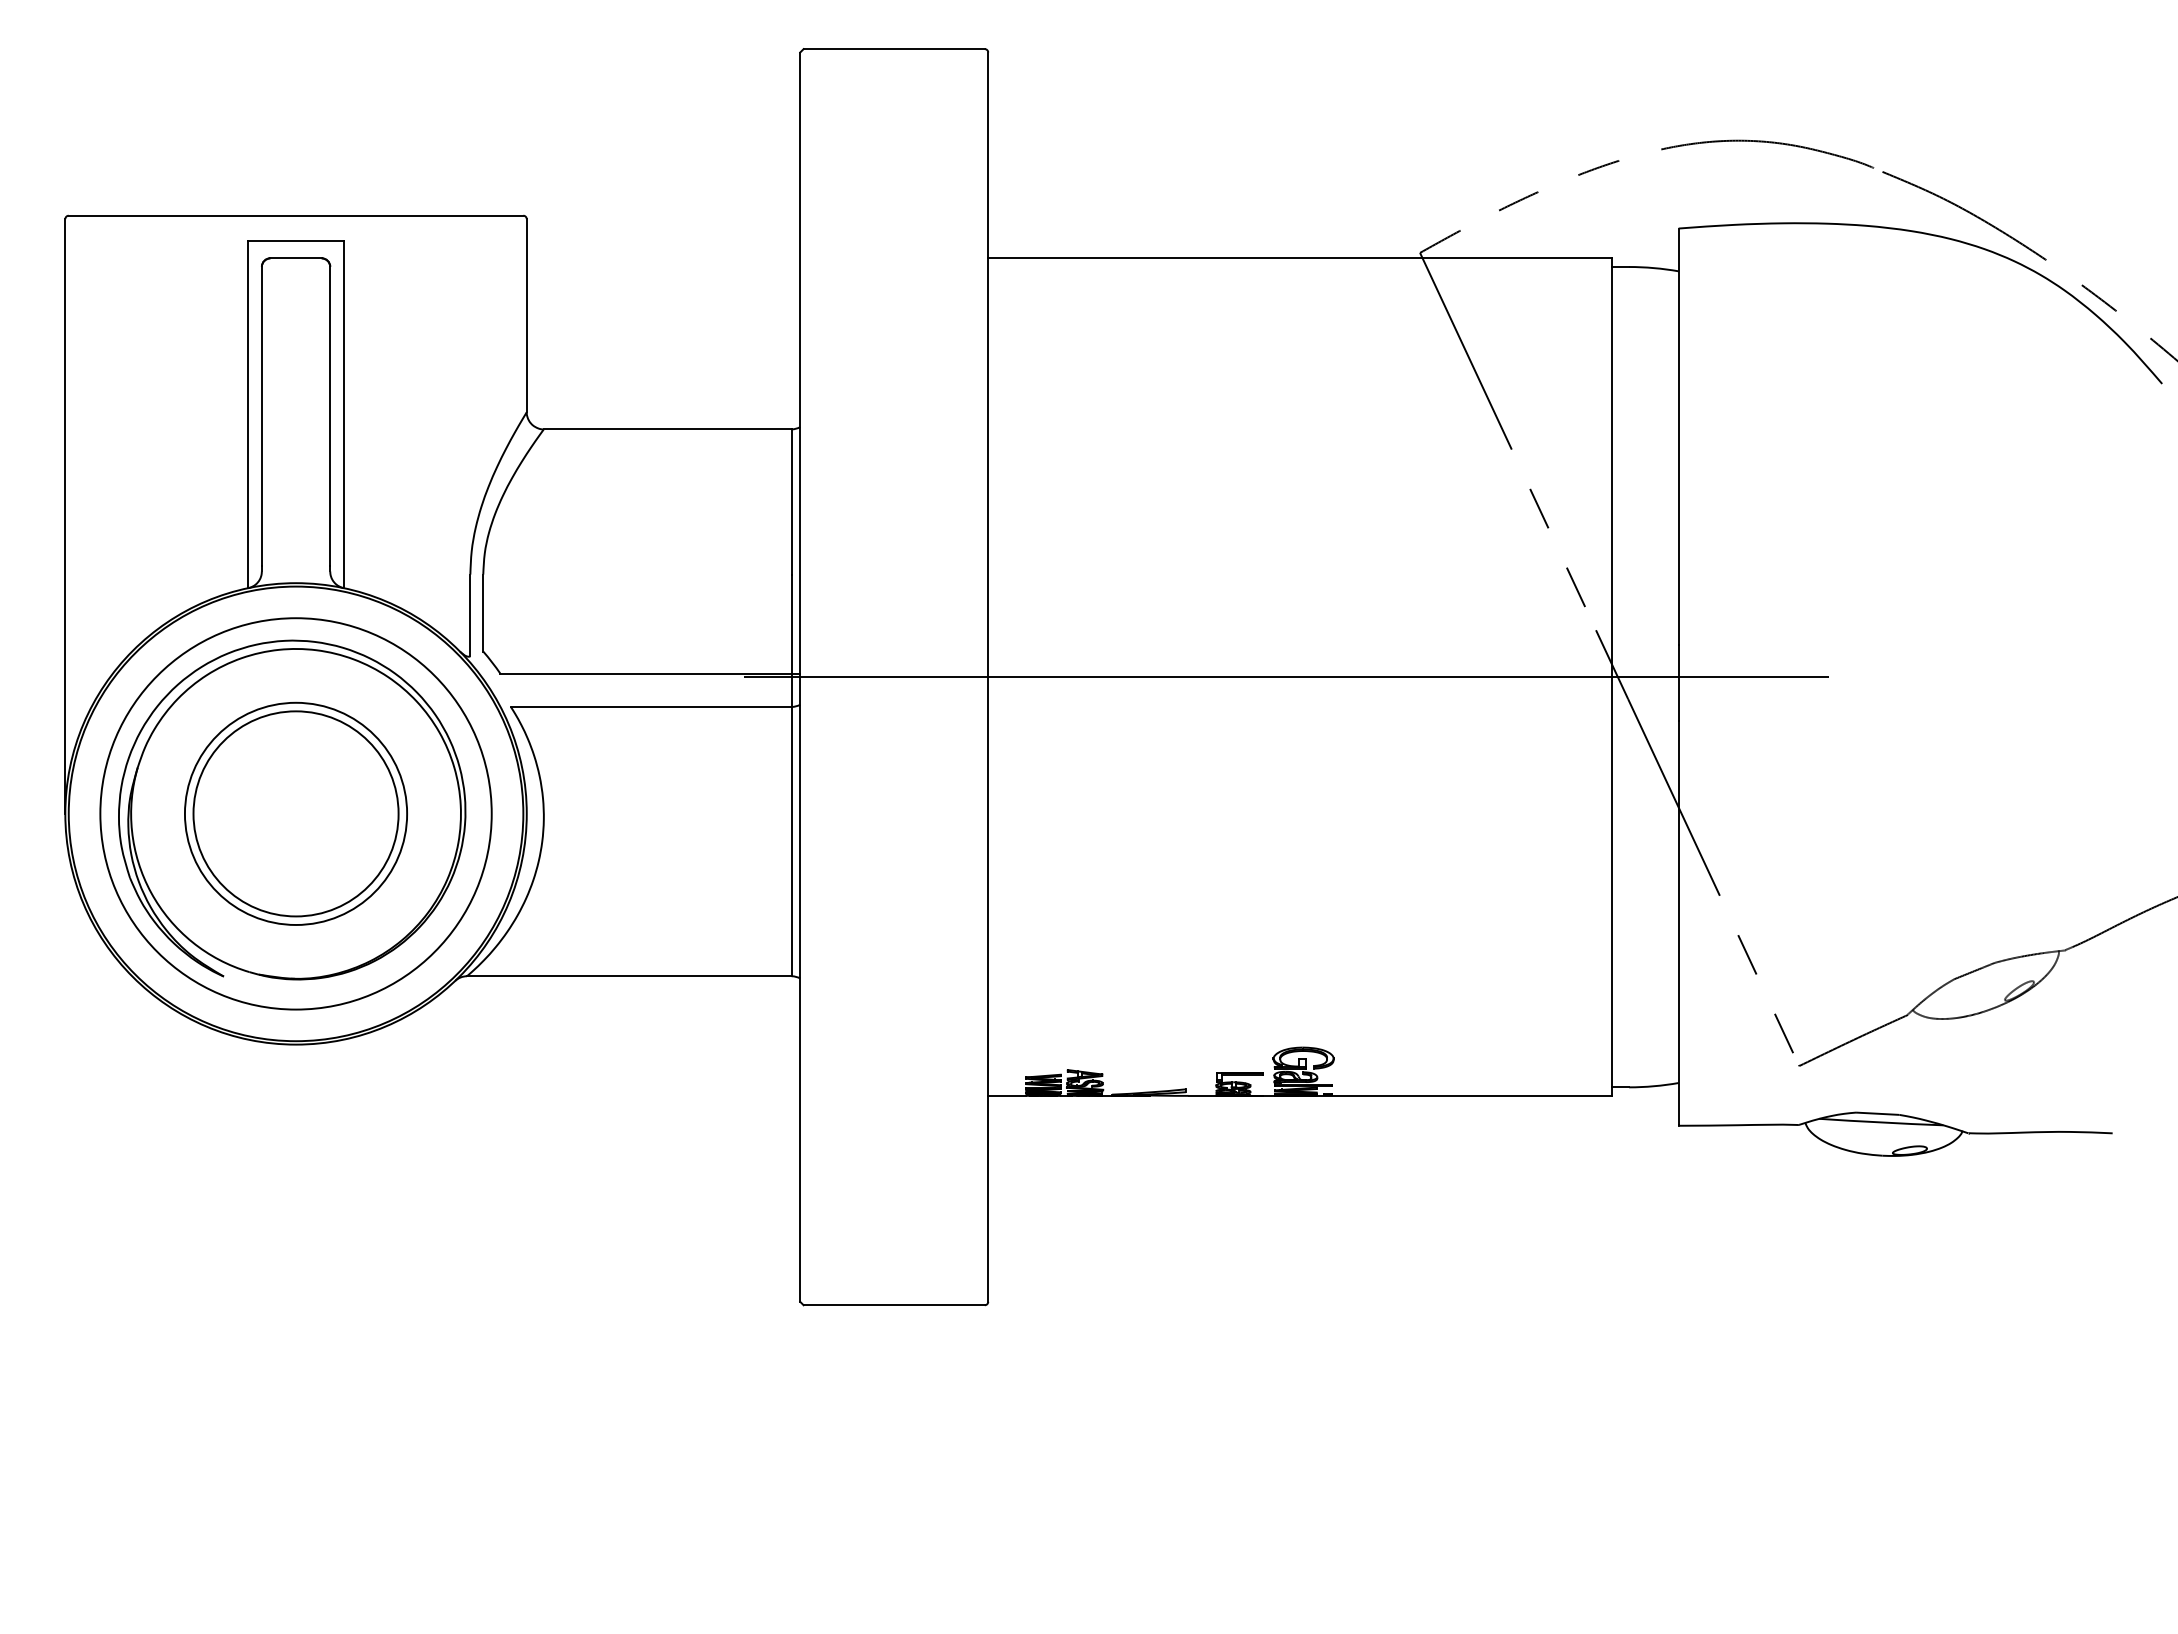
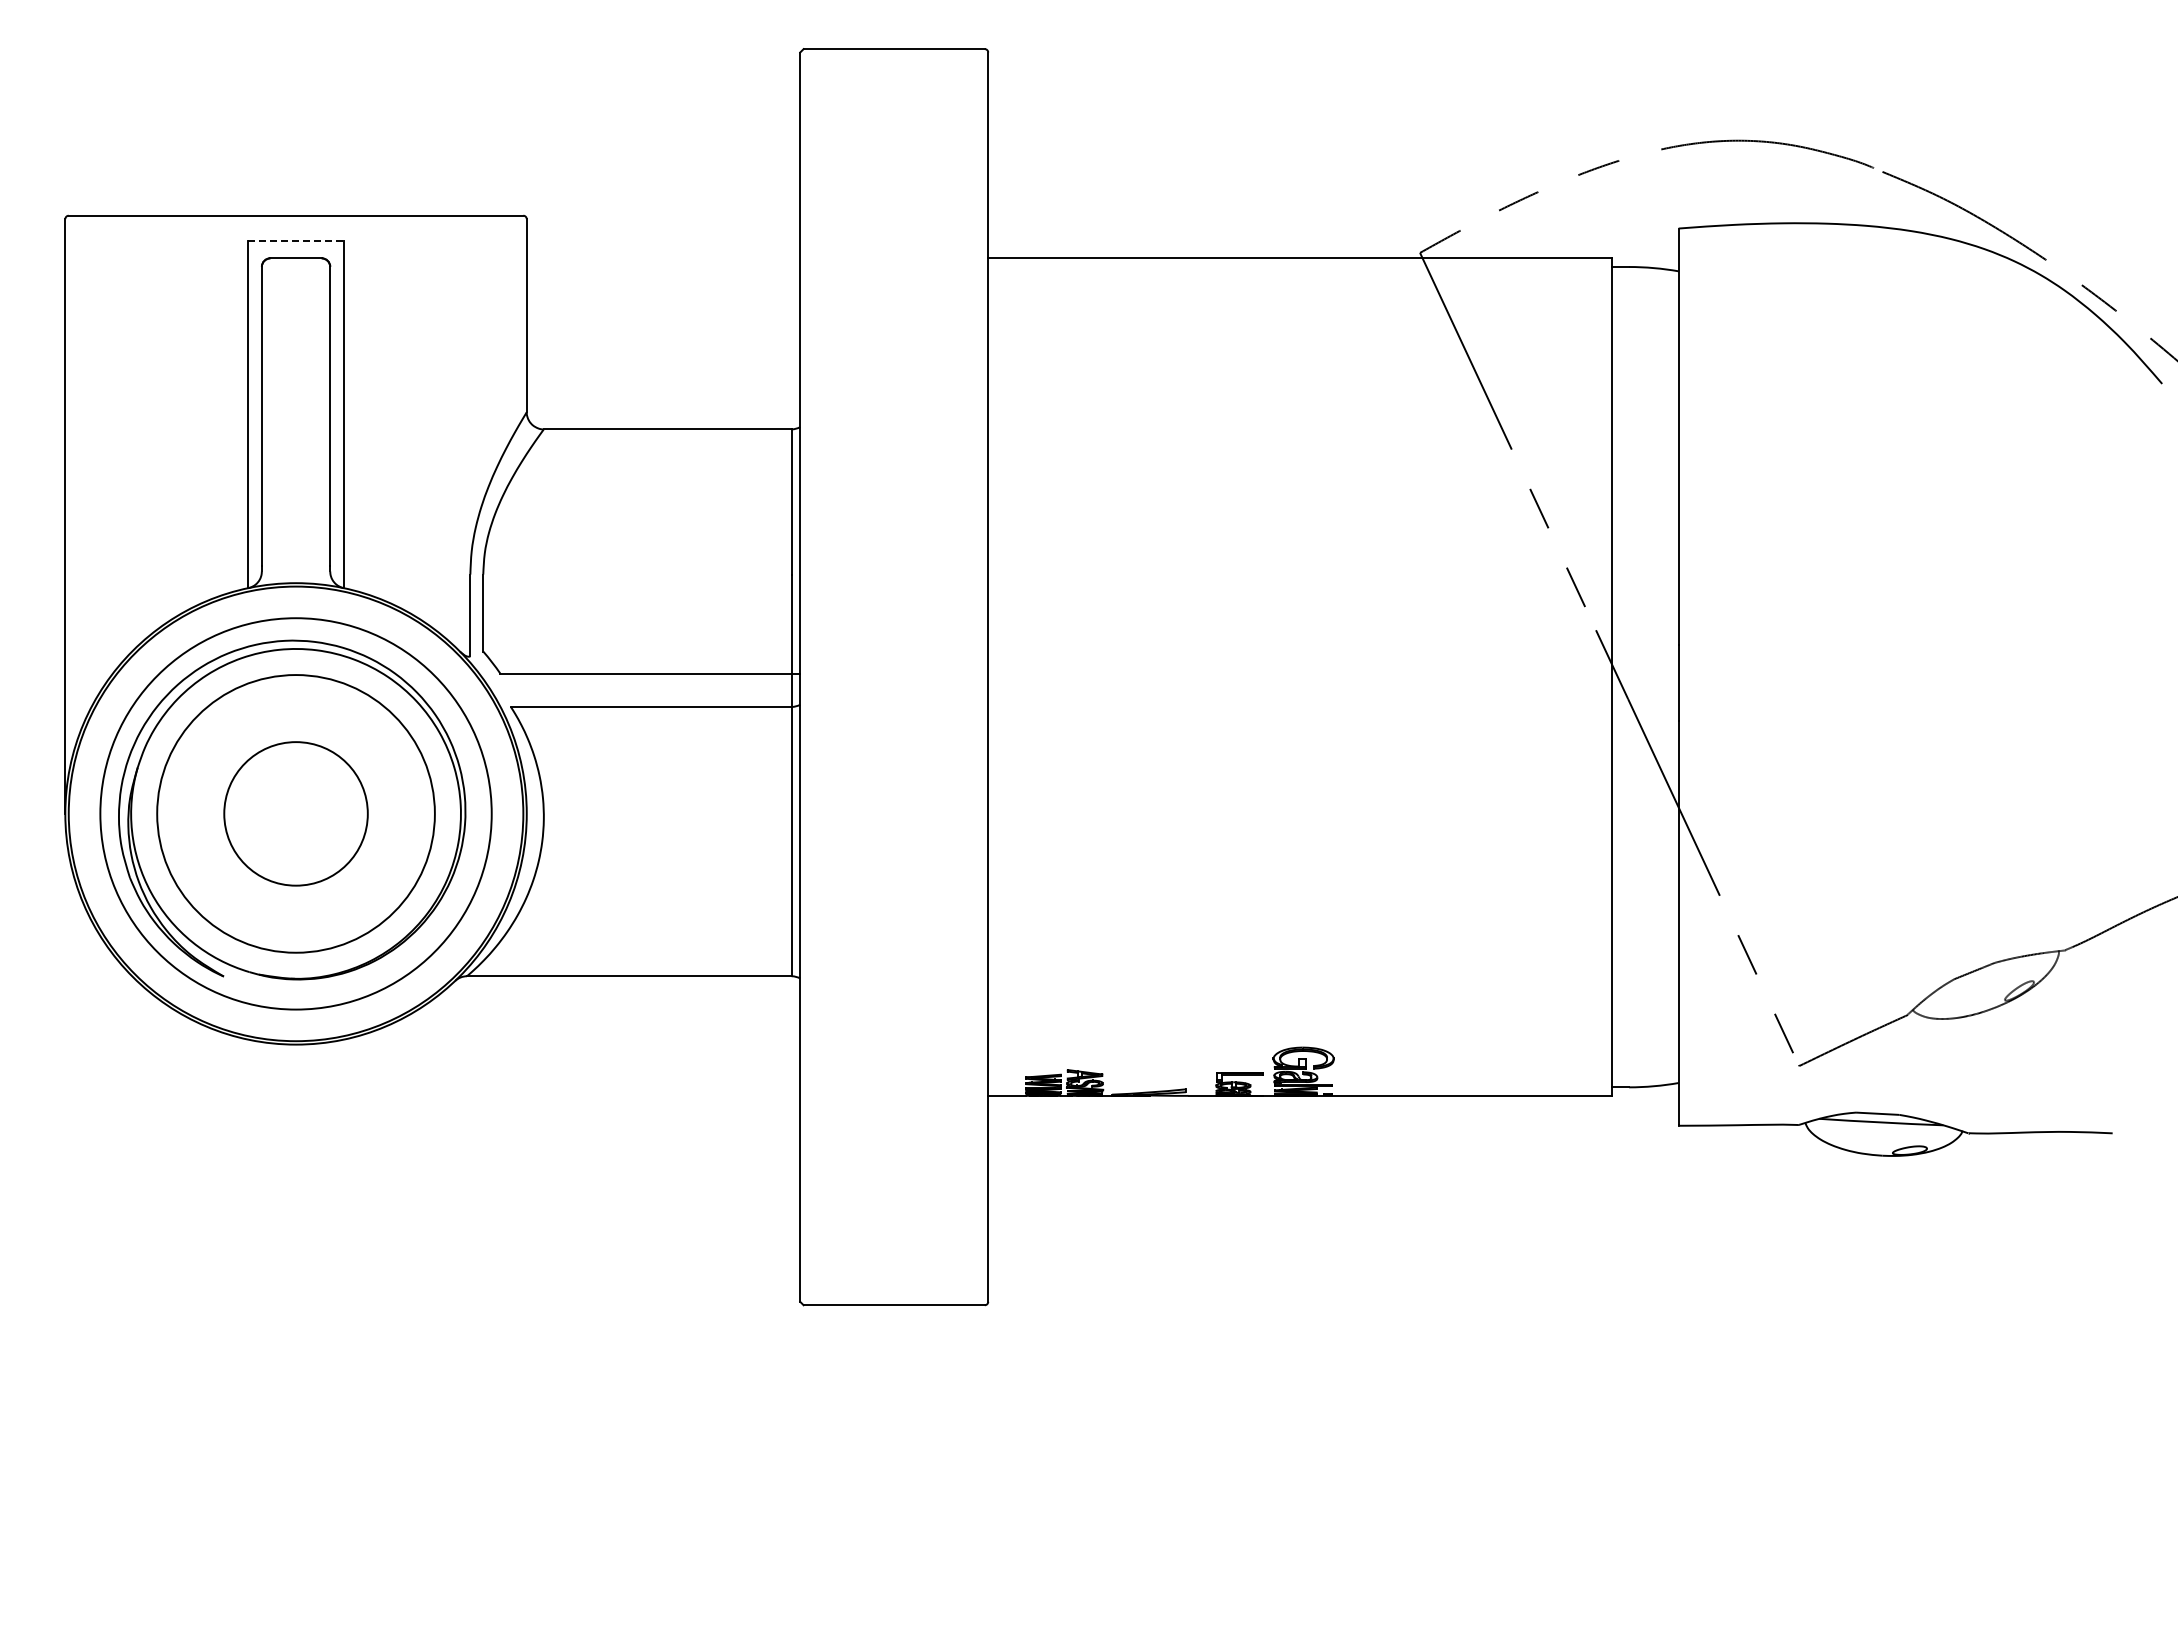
line: solid -> dashed (296, 241)
line: present -> none (1235, 677)
circle diameter: 205 px -> 144 px (295, 813)
circle diameter: 222 px -> 278 px (295, 813)
